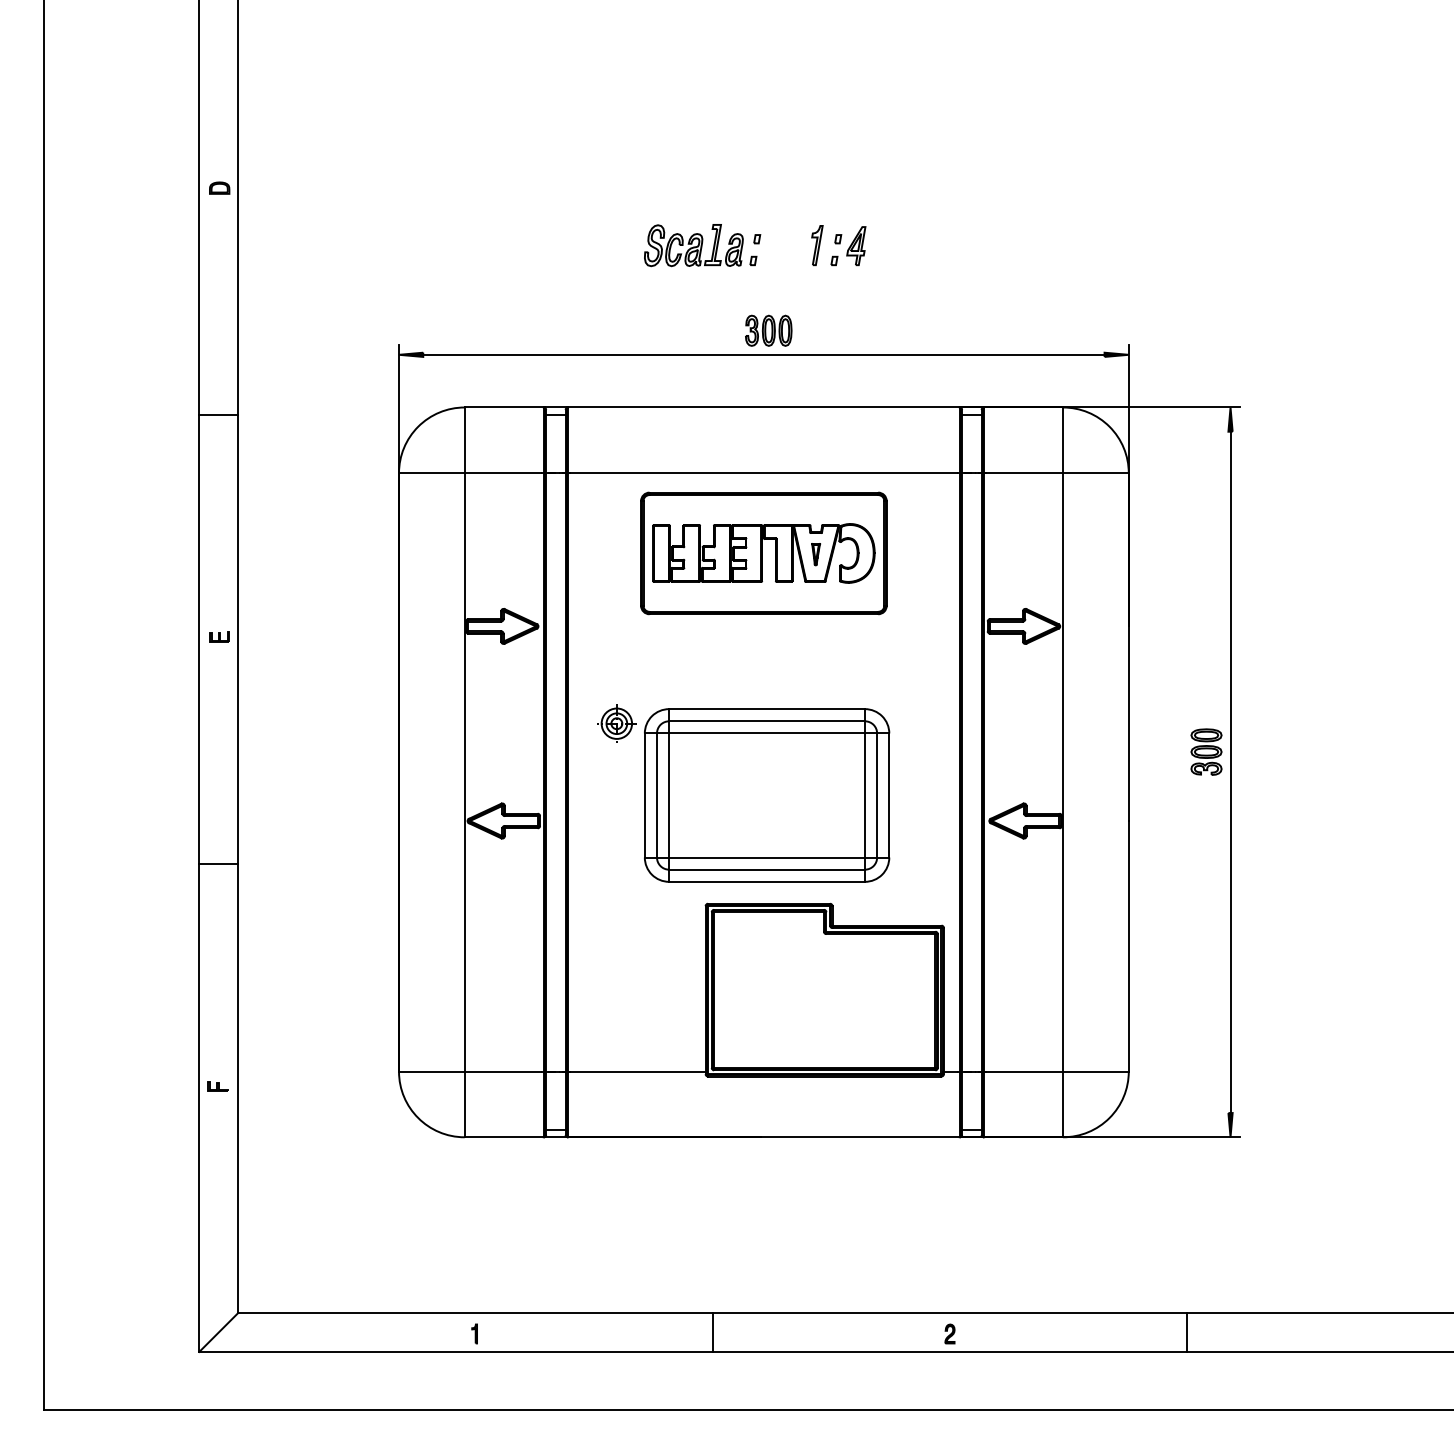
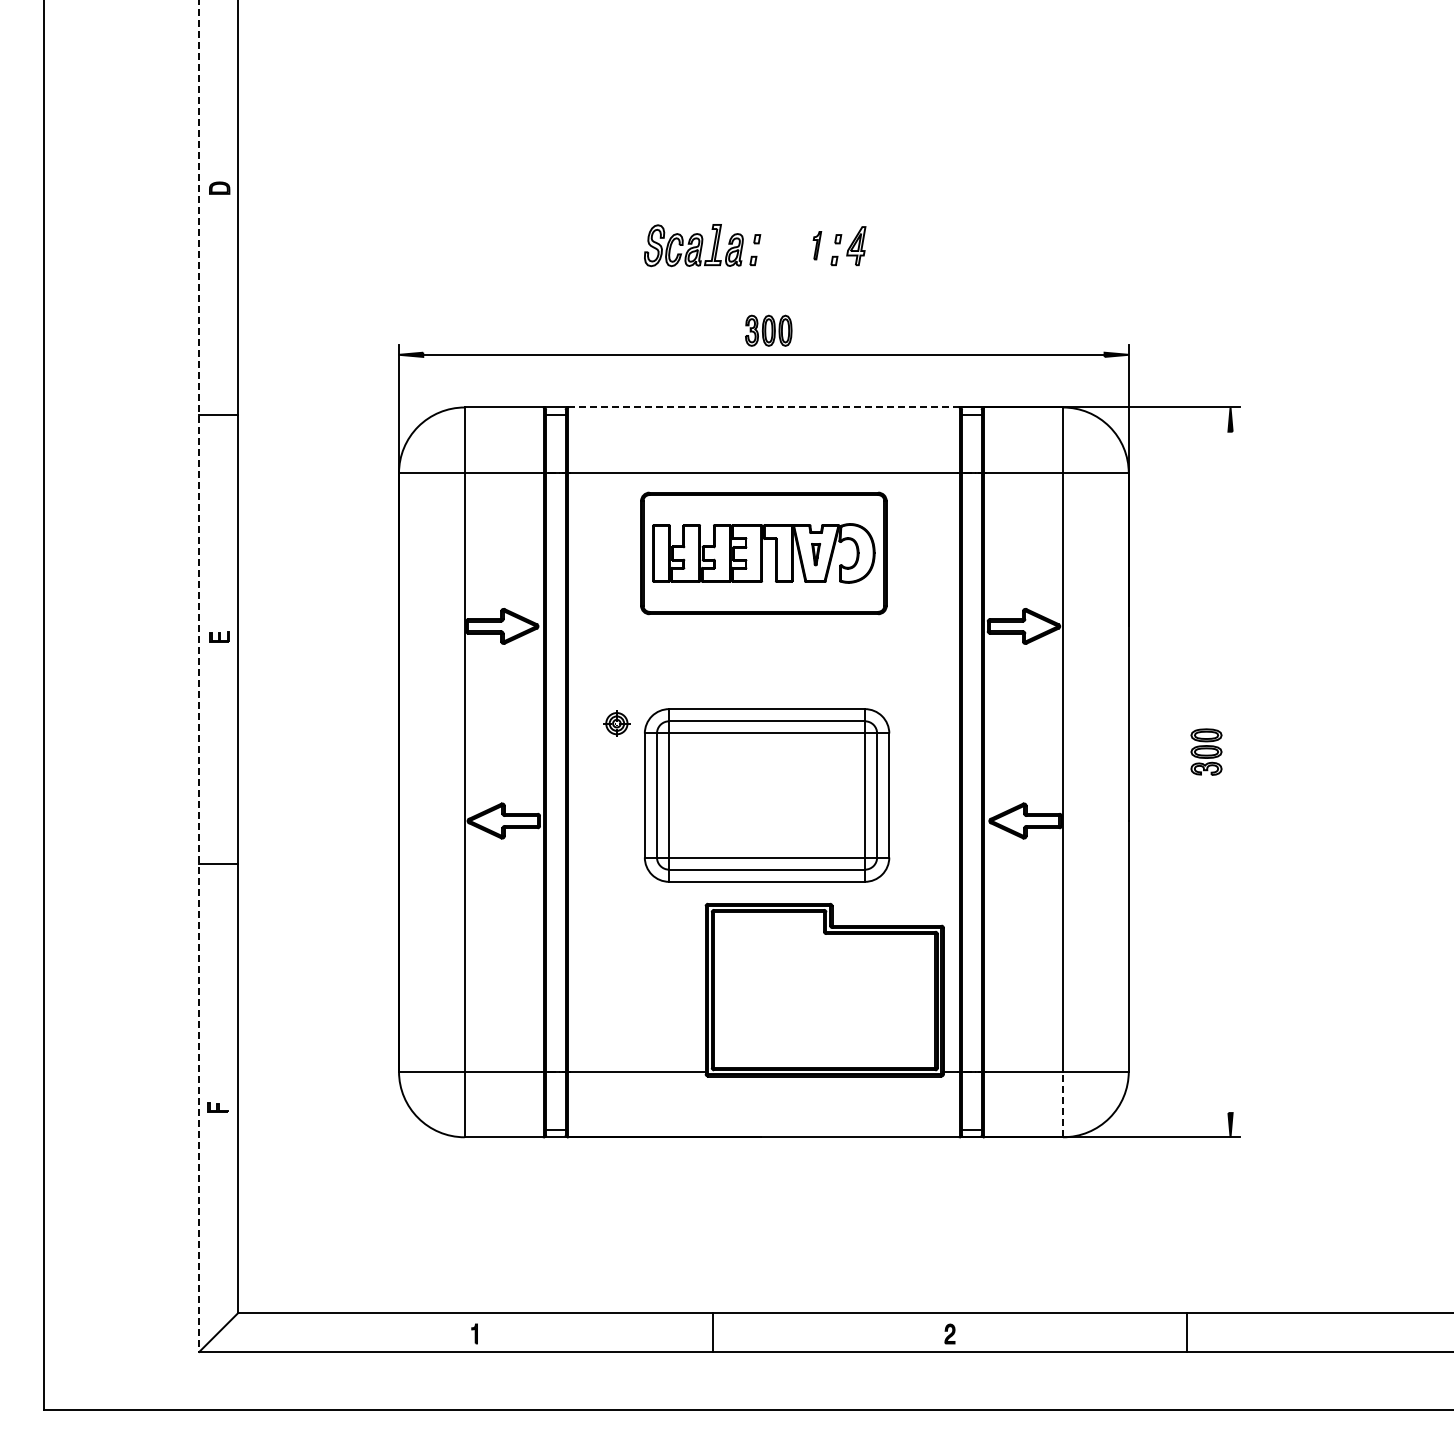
part size: 13x42 px -> 11x30 px (817, 245)
line: solid -> dashed (763, 407)
line: solid -> dashed (199, 676)
part size: 40x39 px -> 28x27 px (616, 723)
line: present -> none (1230, 772)
part position: (217, 1086) -> (217, 1107) (217, 1107)
line: solid -> dashed (1063, 1104)
